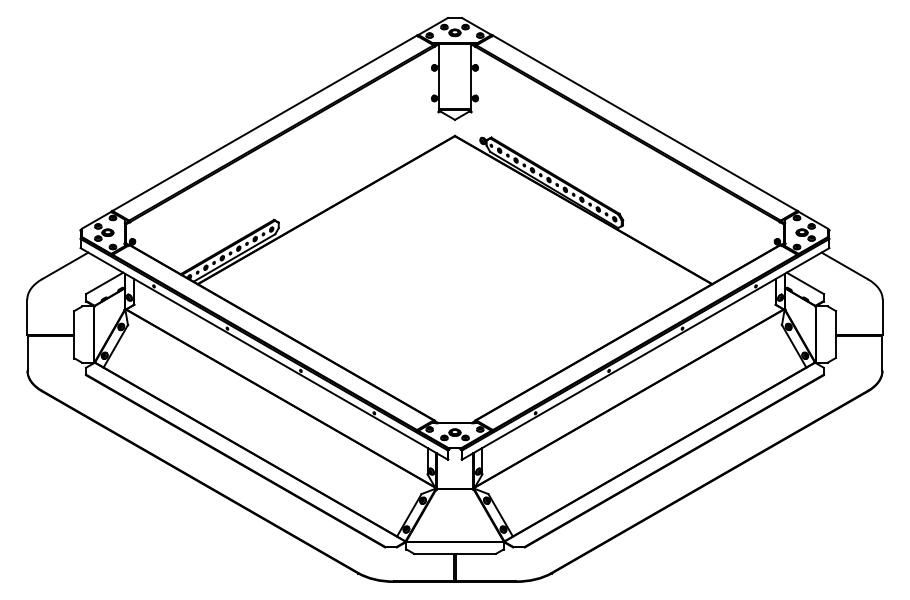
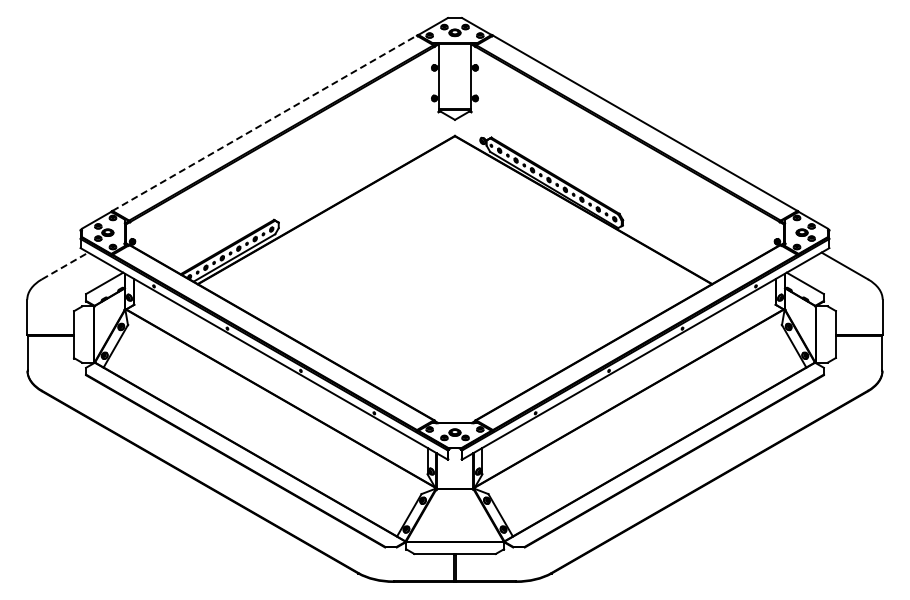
line: solid -> dashed (264, 123)
line: solid -> dashed (65, 266)
